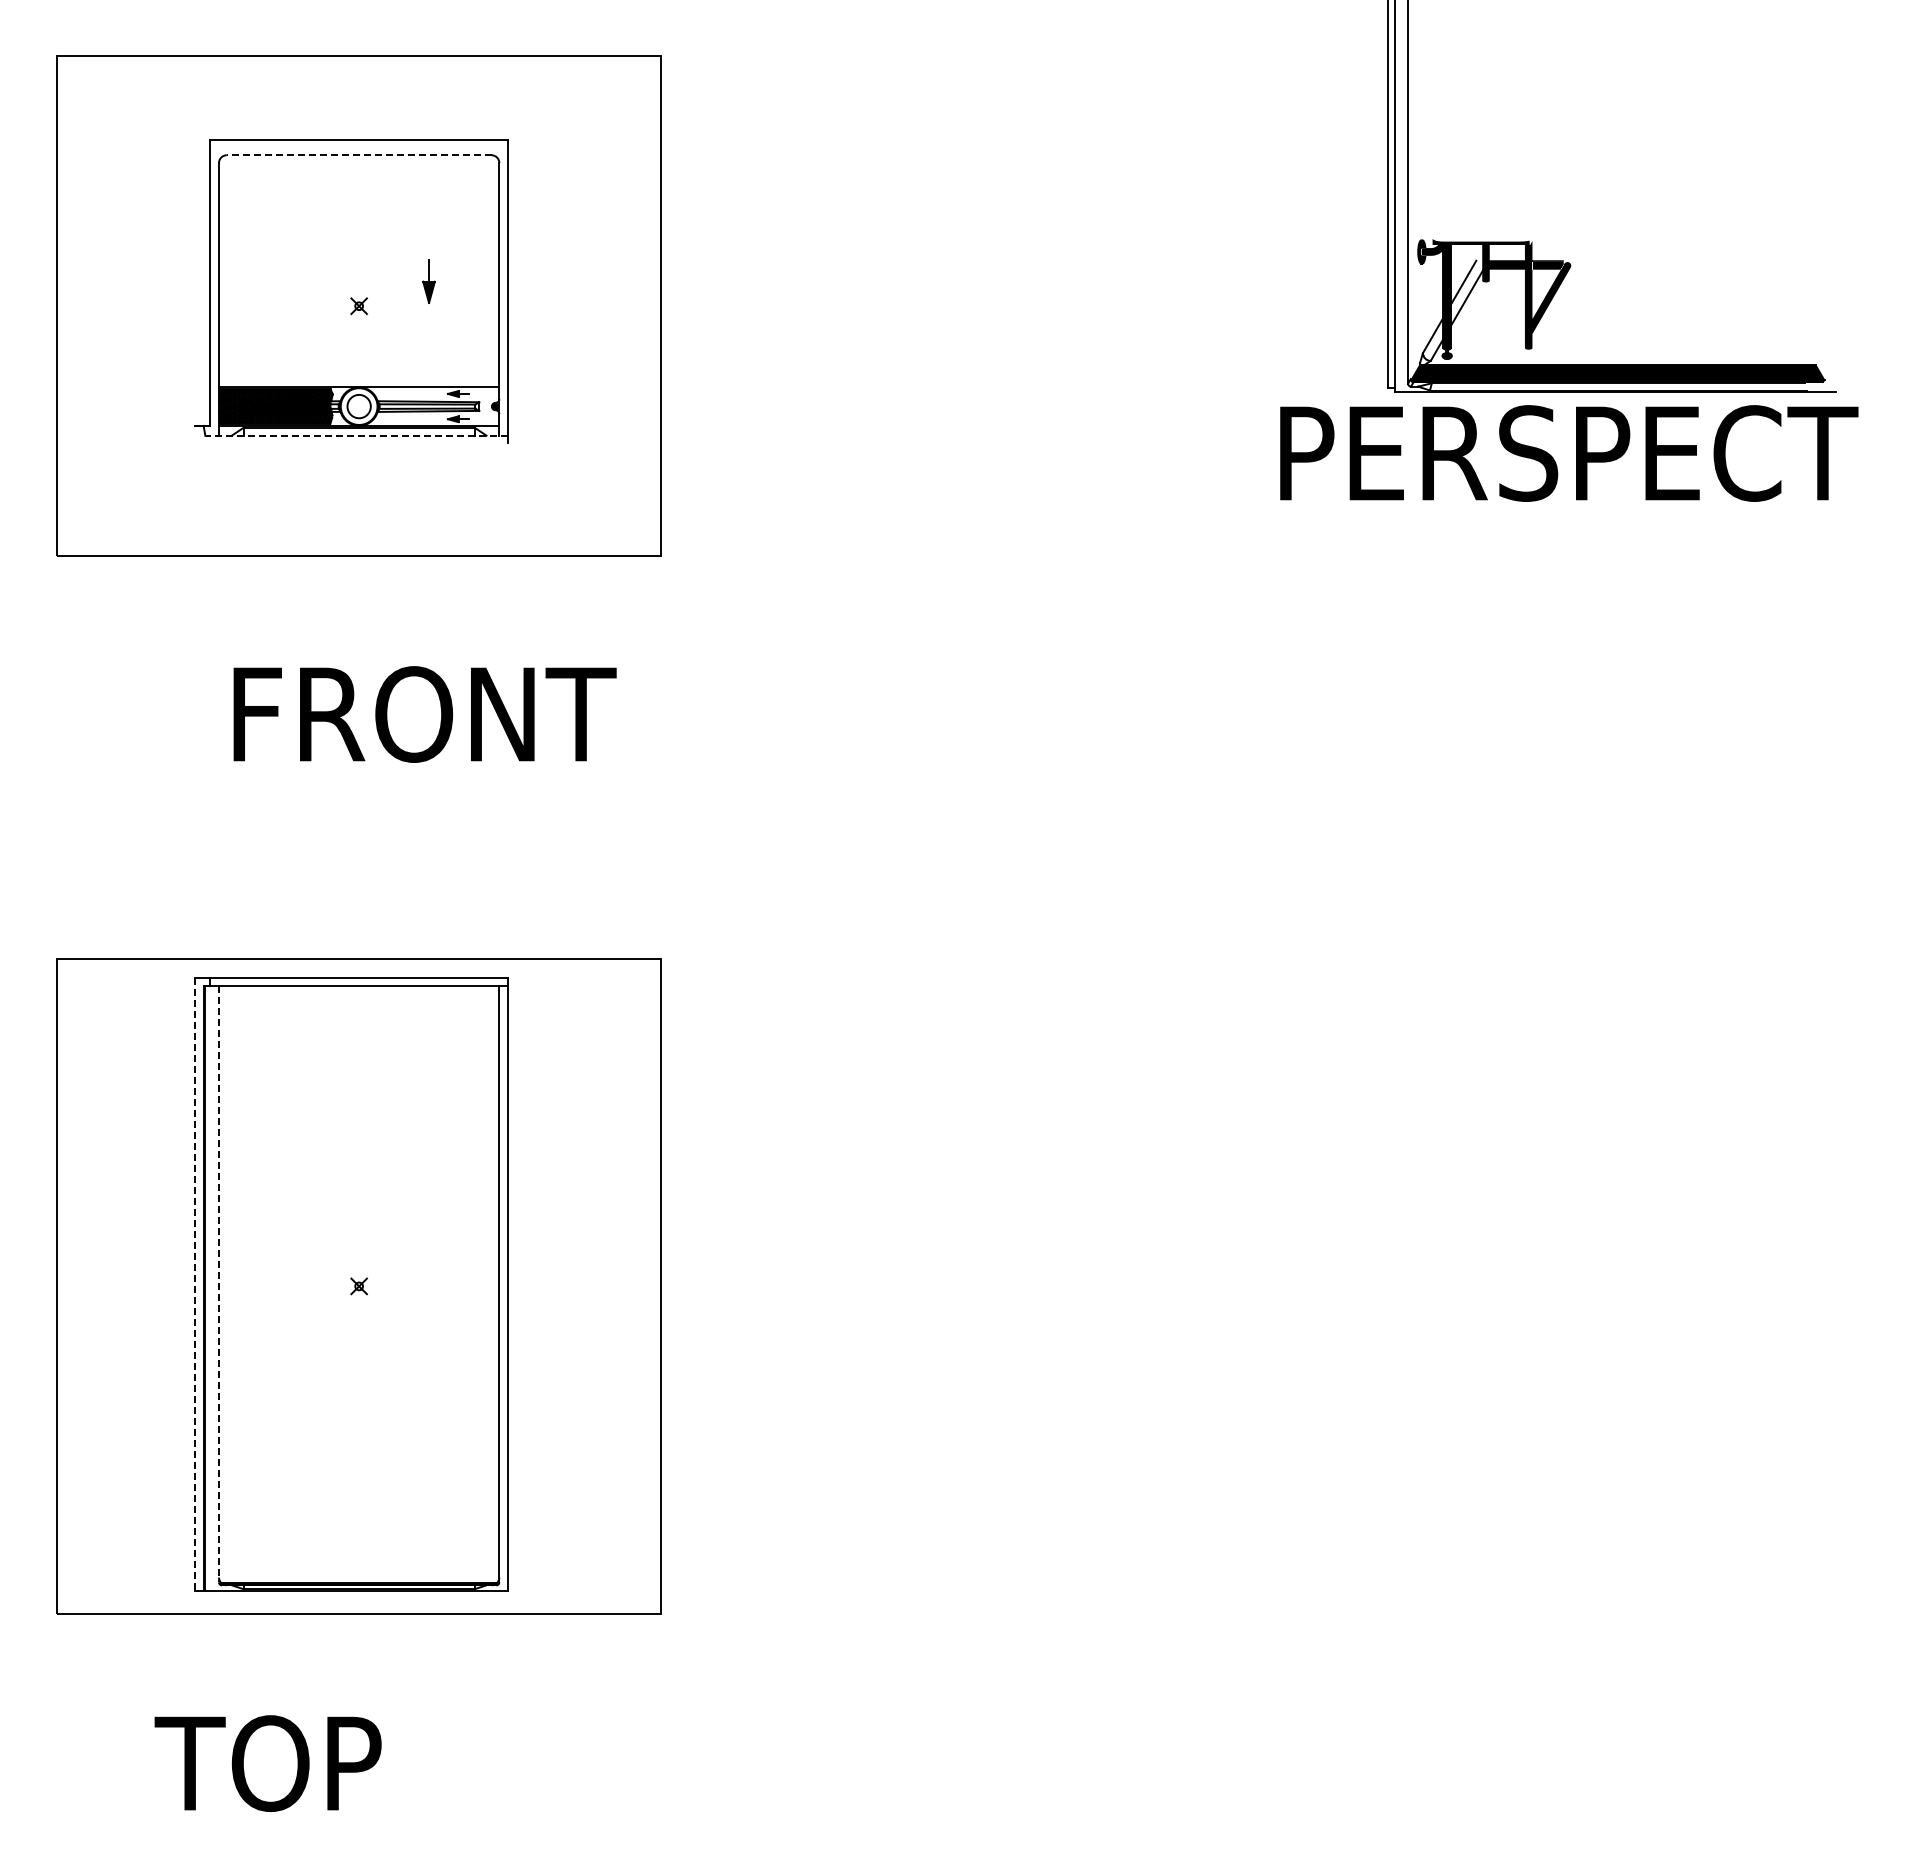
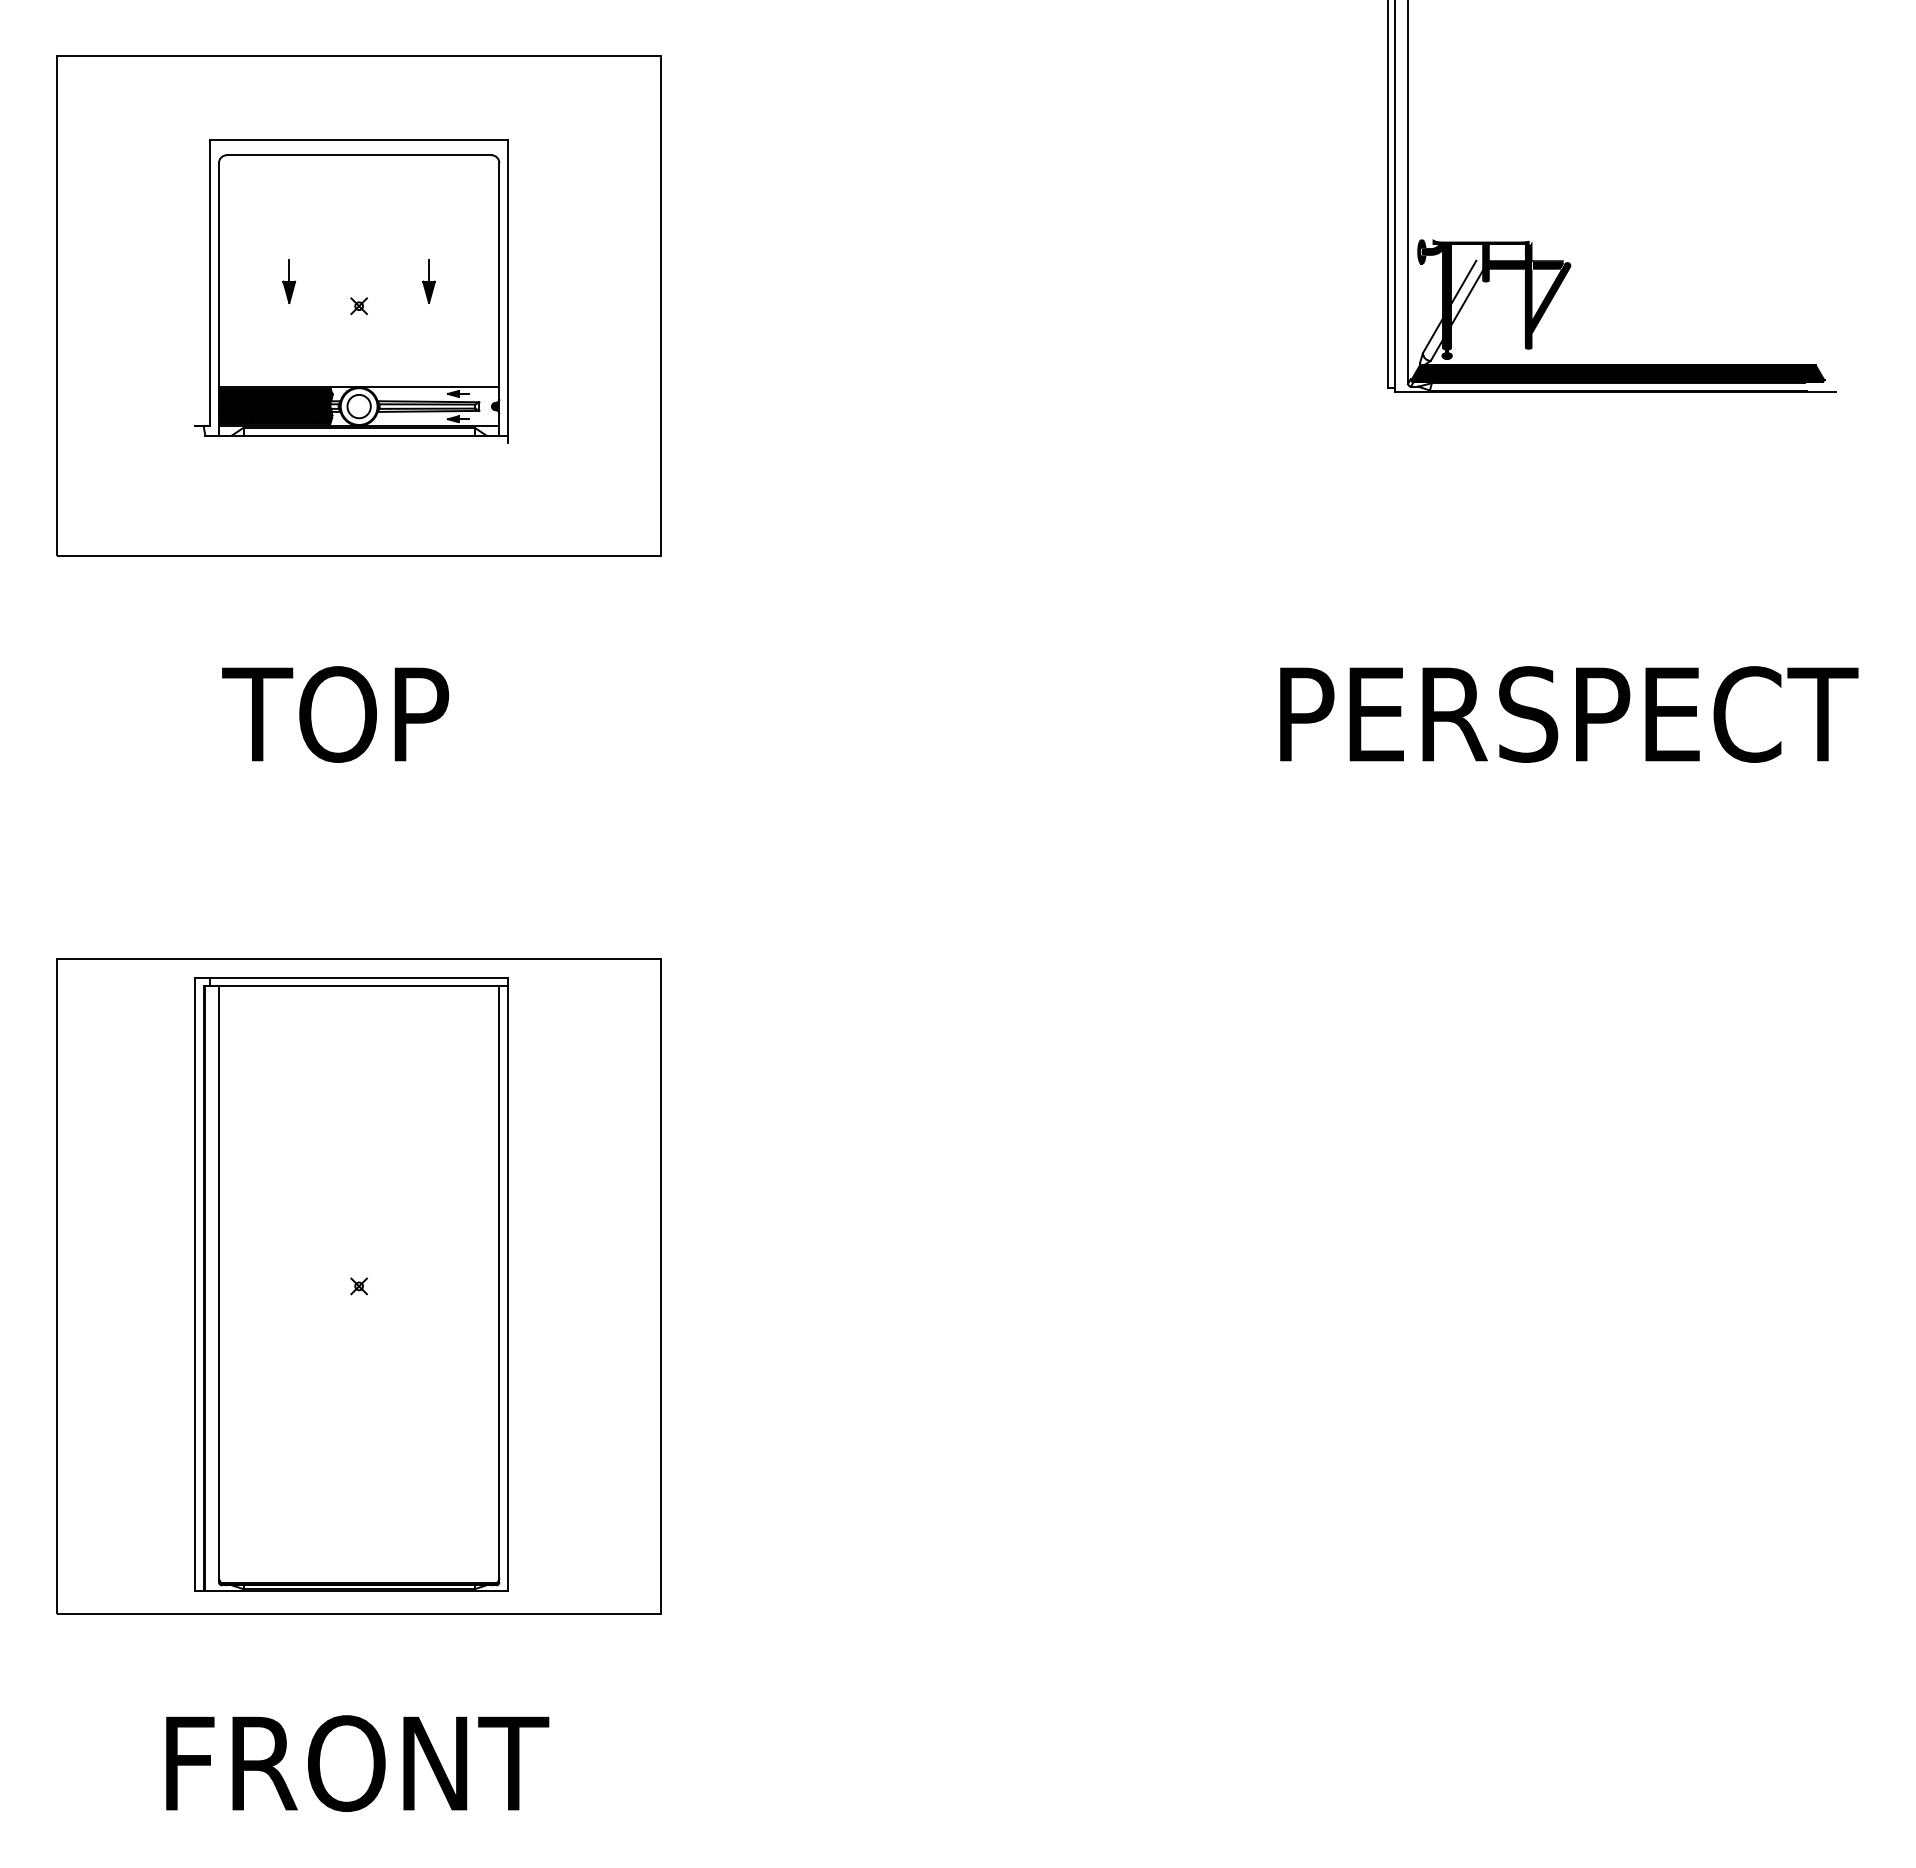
line: dashed -> solid (358, 155)
part: none -> present (289, 281)
line: dashed -> solid (356, 435)
text position: (1569, 453) -> (1569, 714) (1569, 714)
text: FRONT -> TOP (419, 714)
line: dashed -> solid (194, 1284)
line: dashed -> solid (218, 1284)
text: TOP -> FRONT (351, 1763)
